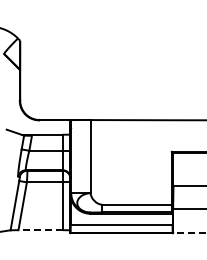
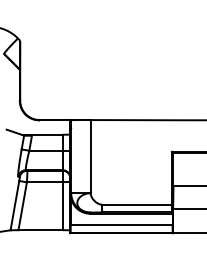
line: dashed -> solid (40, 230)
line: dashed -> solid (190, 232)
